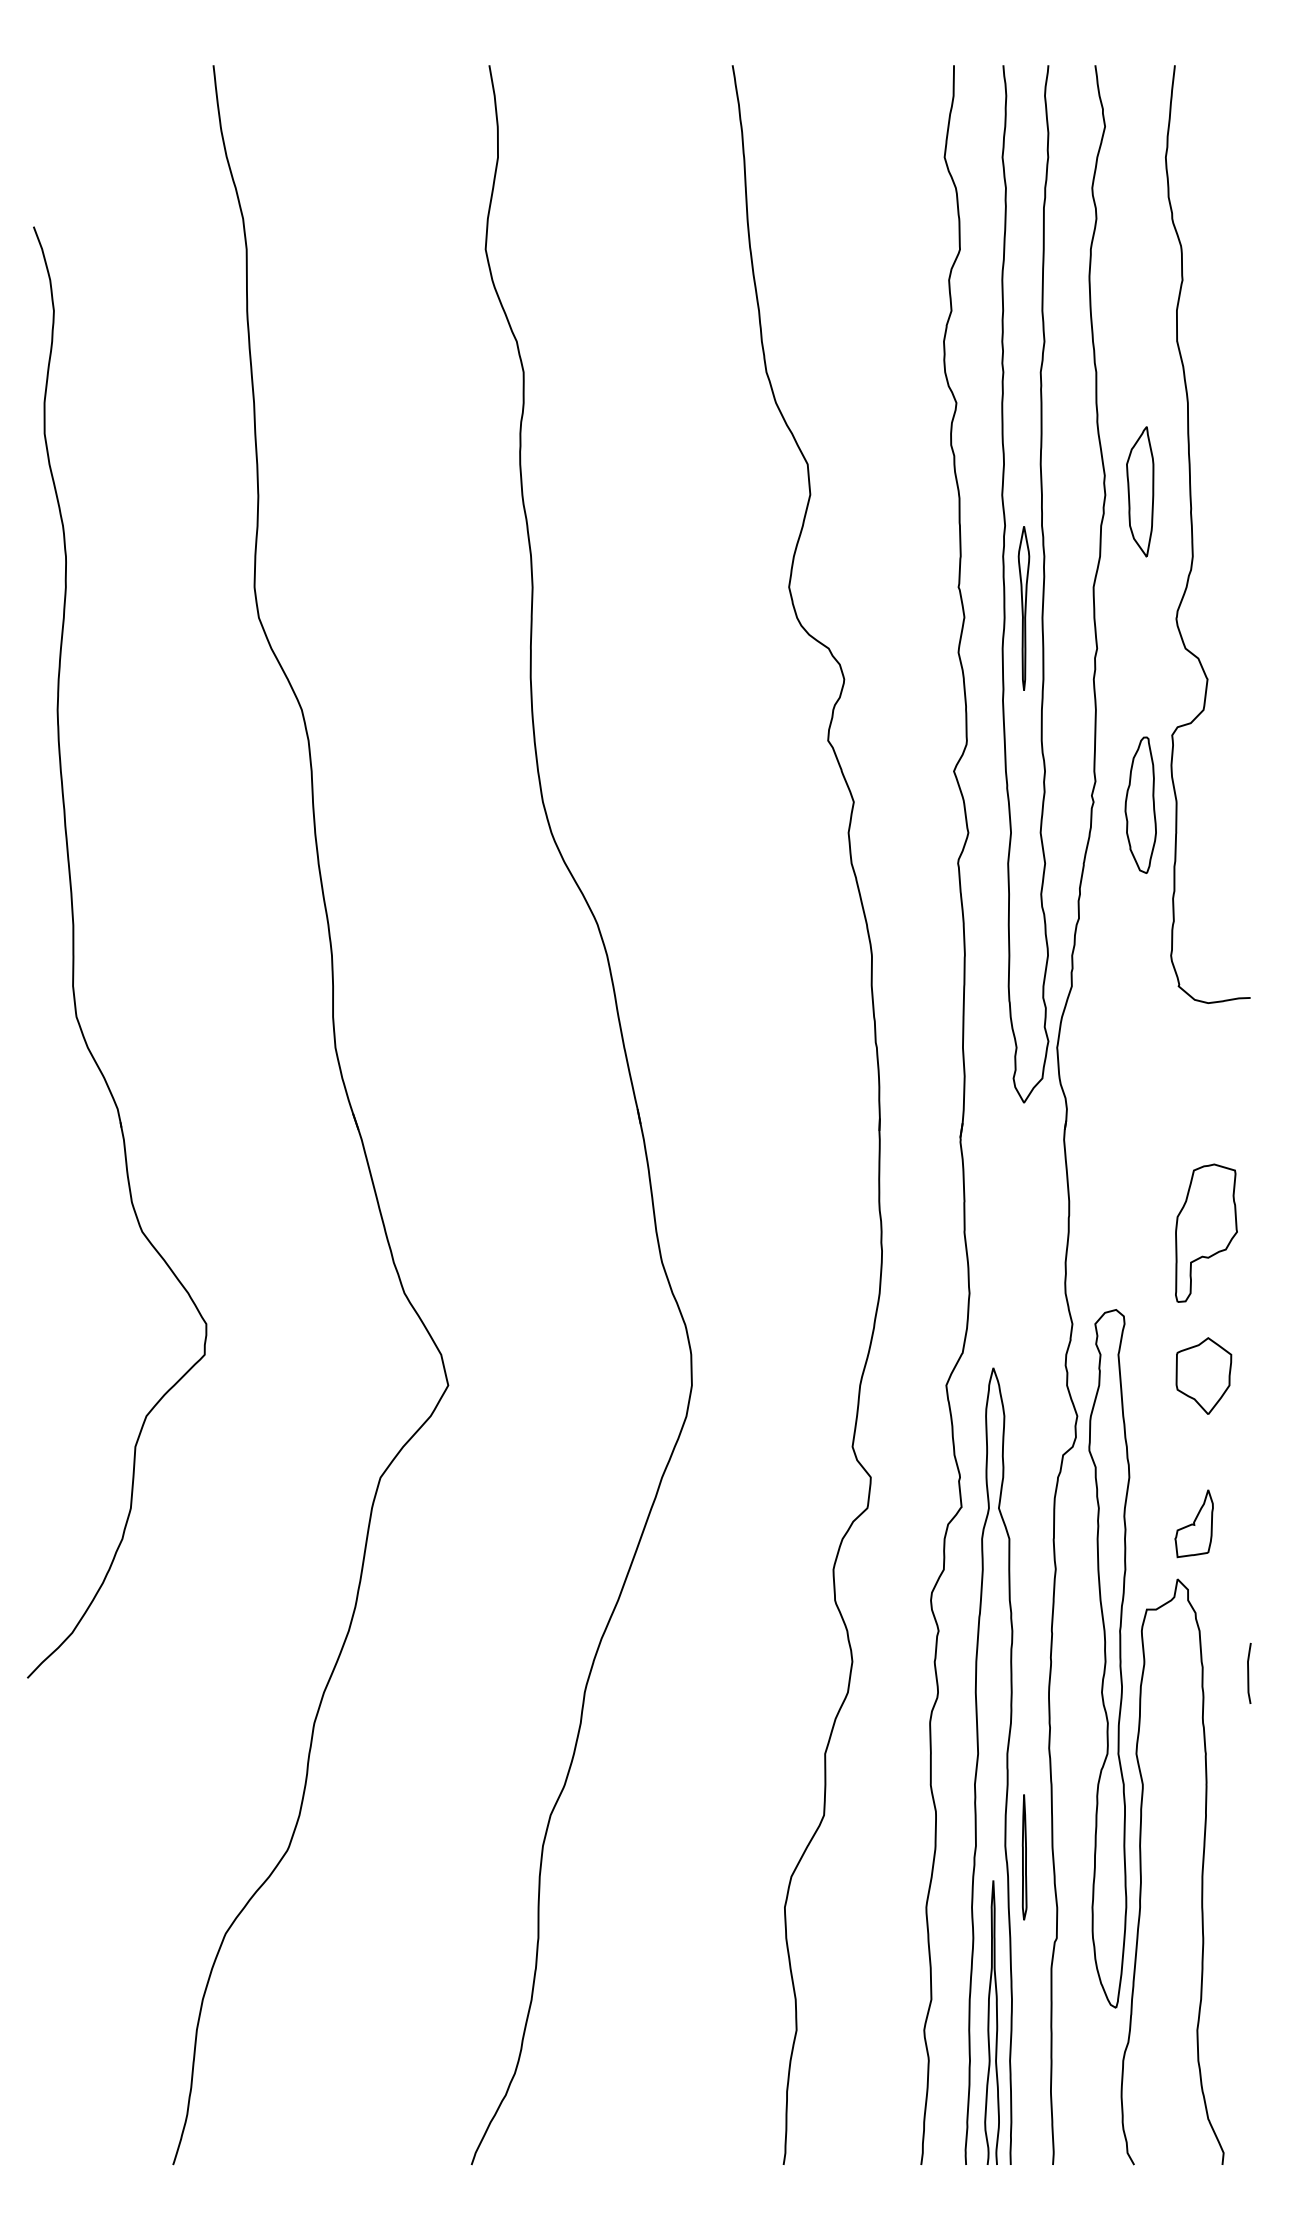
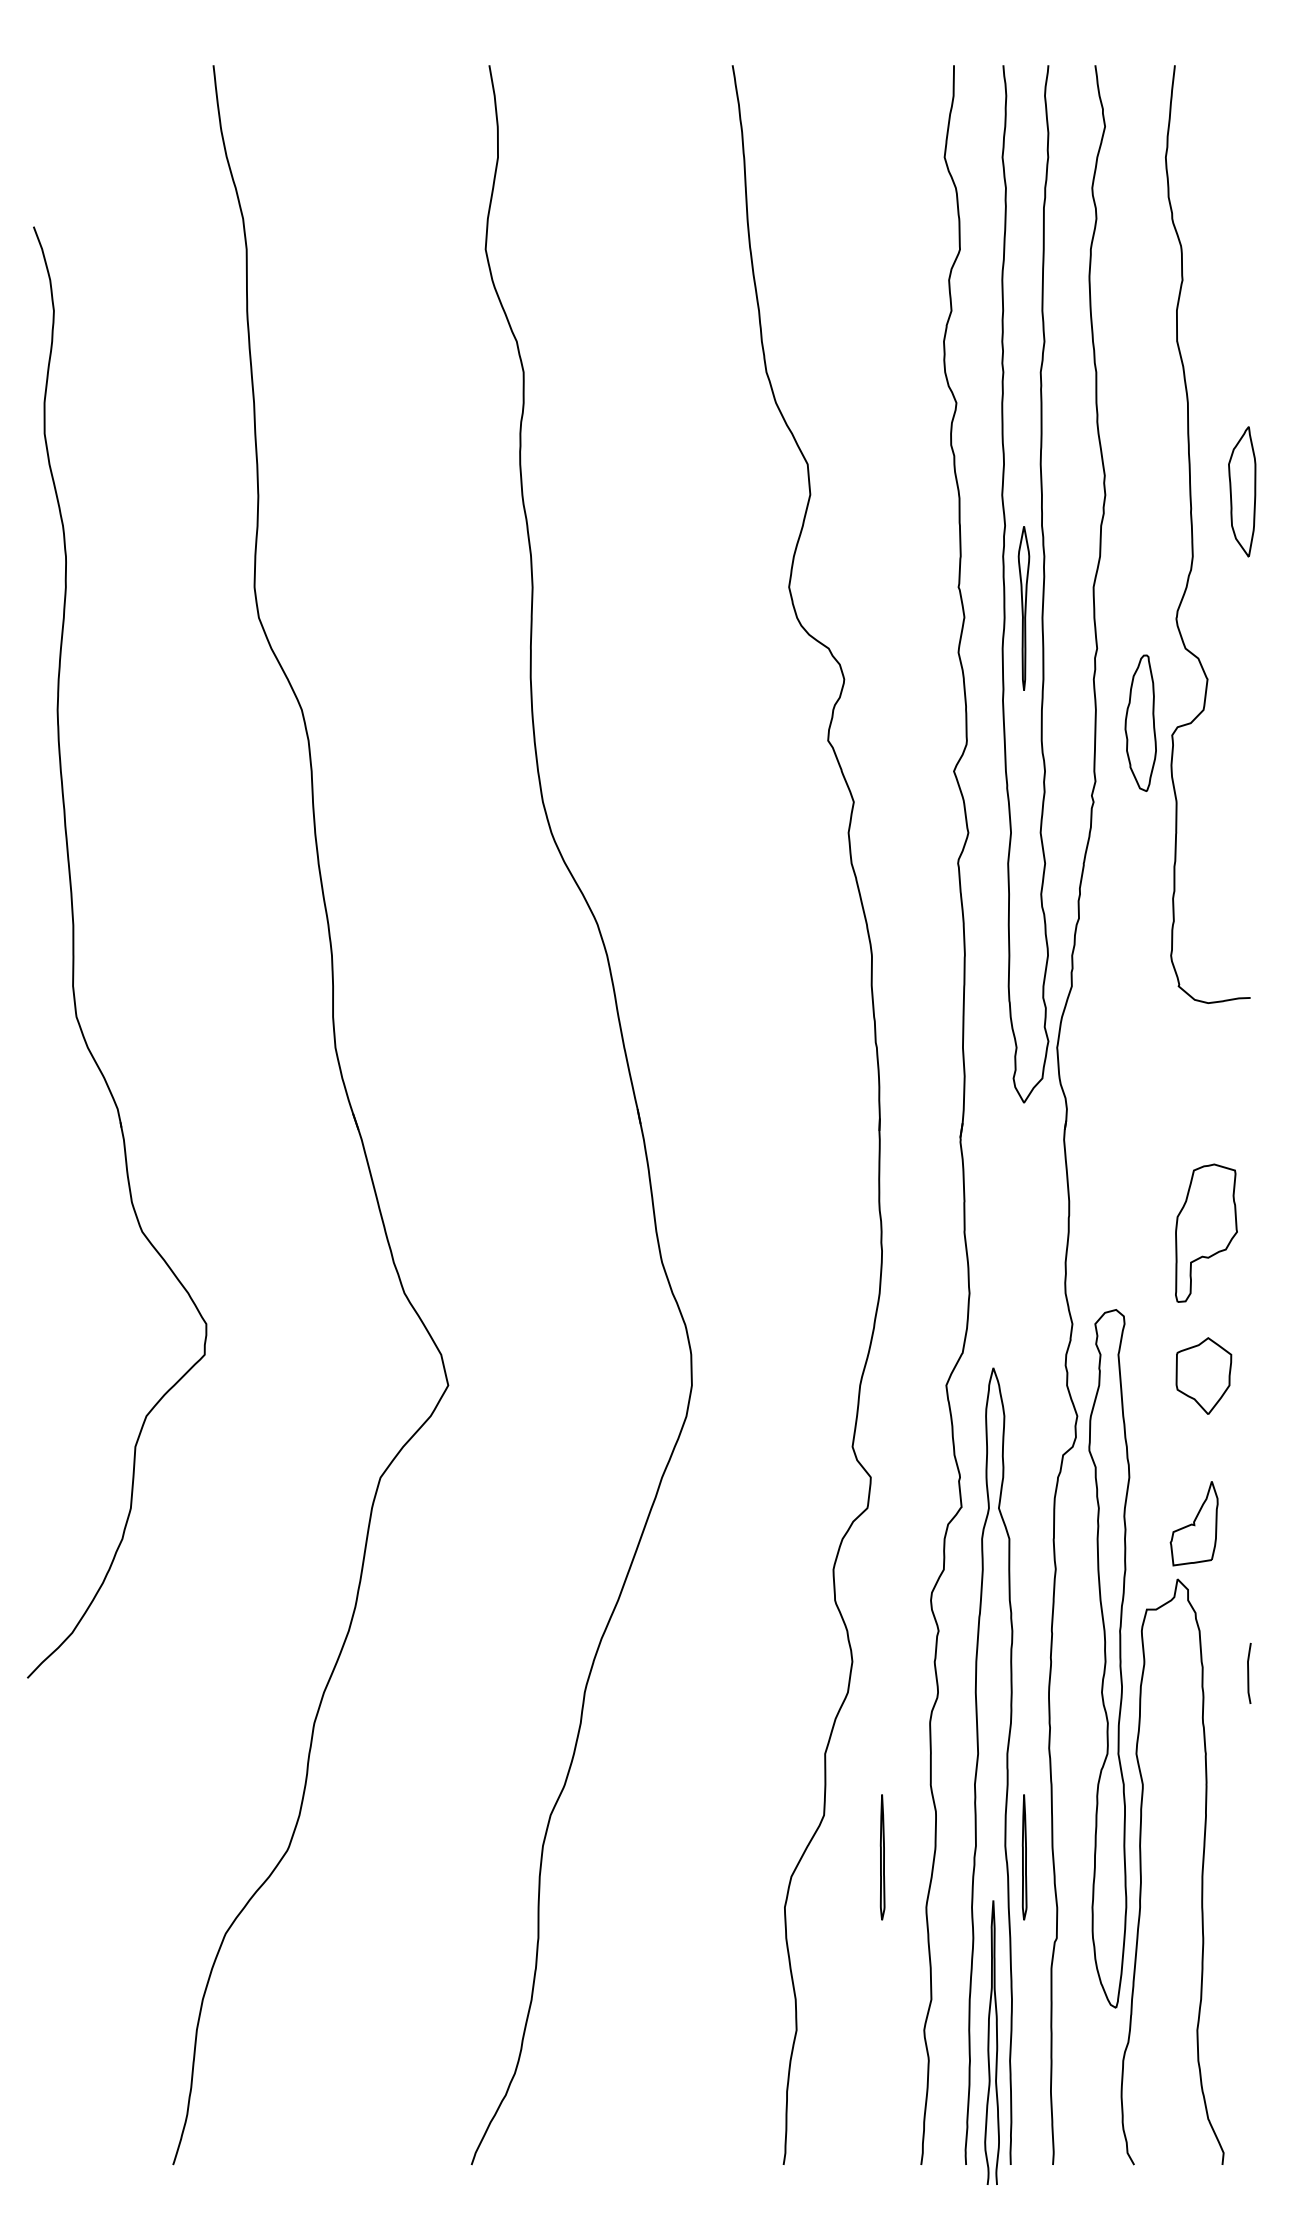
part position: (1140, 491) -> (1242, 491) (1242, 491)
part position: (1140, 804) -> (1140, 722) (1140, 722)
part size: 40x70 px -> 50x86 px (1193, 1523)
part: none -> present (882, 1857)
curve position: (989, 2022) -> (989, 2042) (989, 2042)
